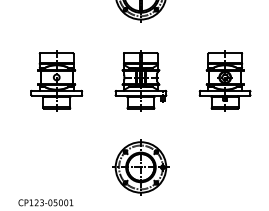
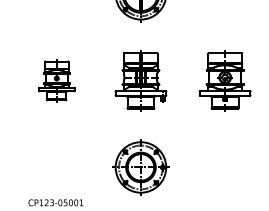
part size: 54x62 px -> 38x44 px (56, 80)
text position: (45, 202) -> (55, 202) (55, 202)
